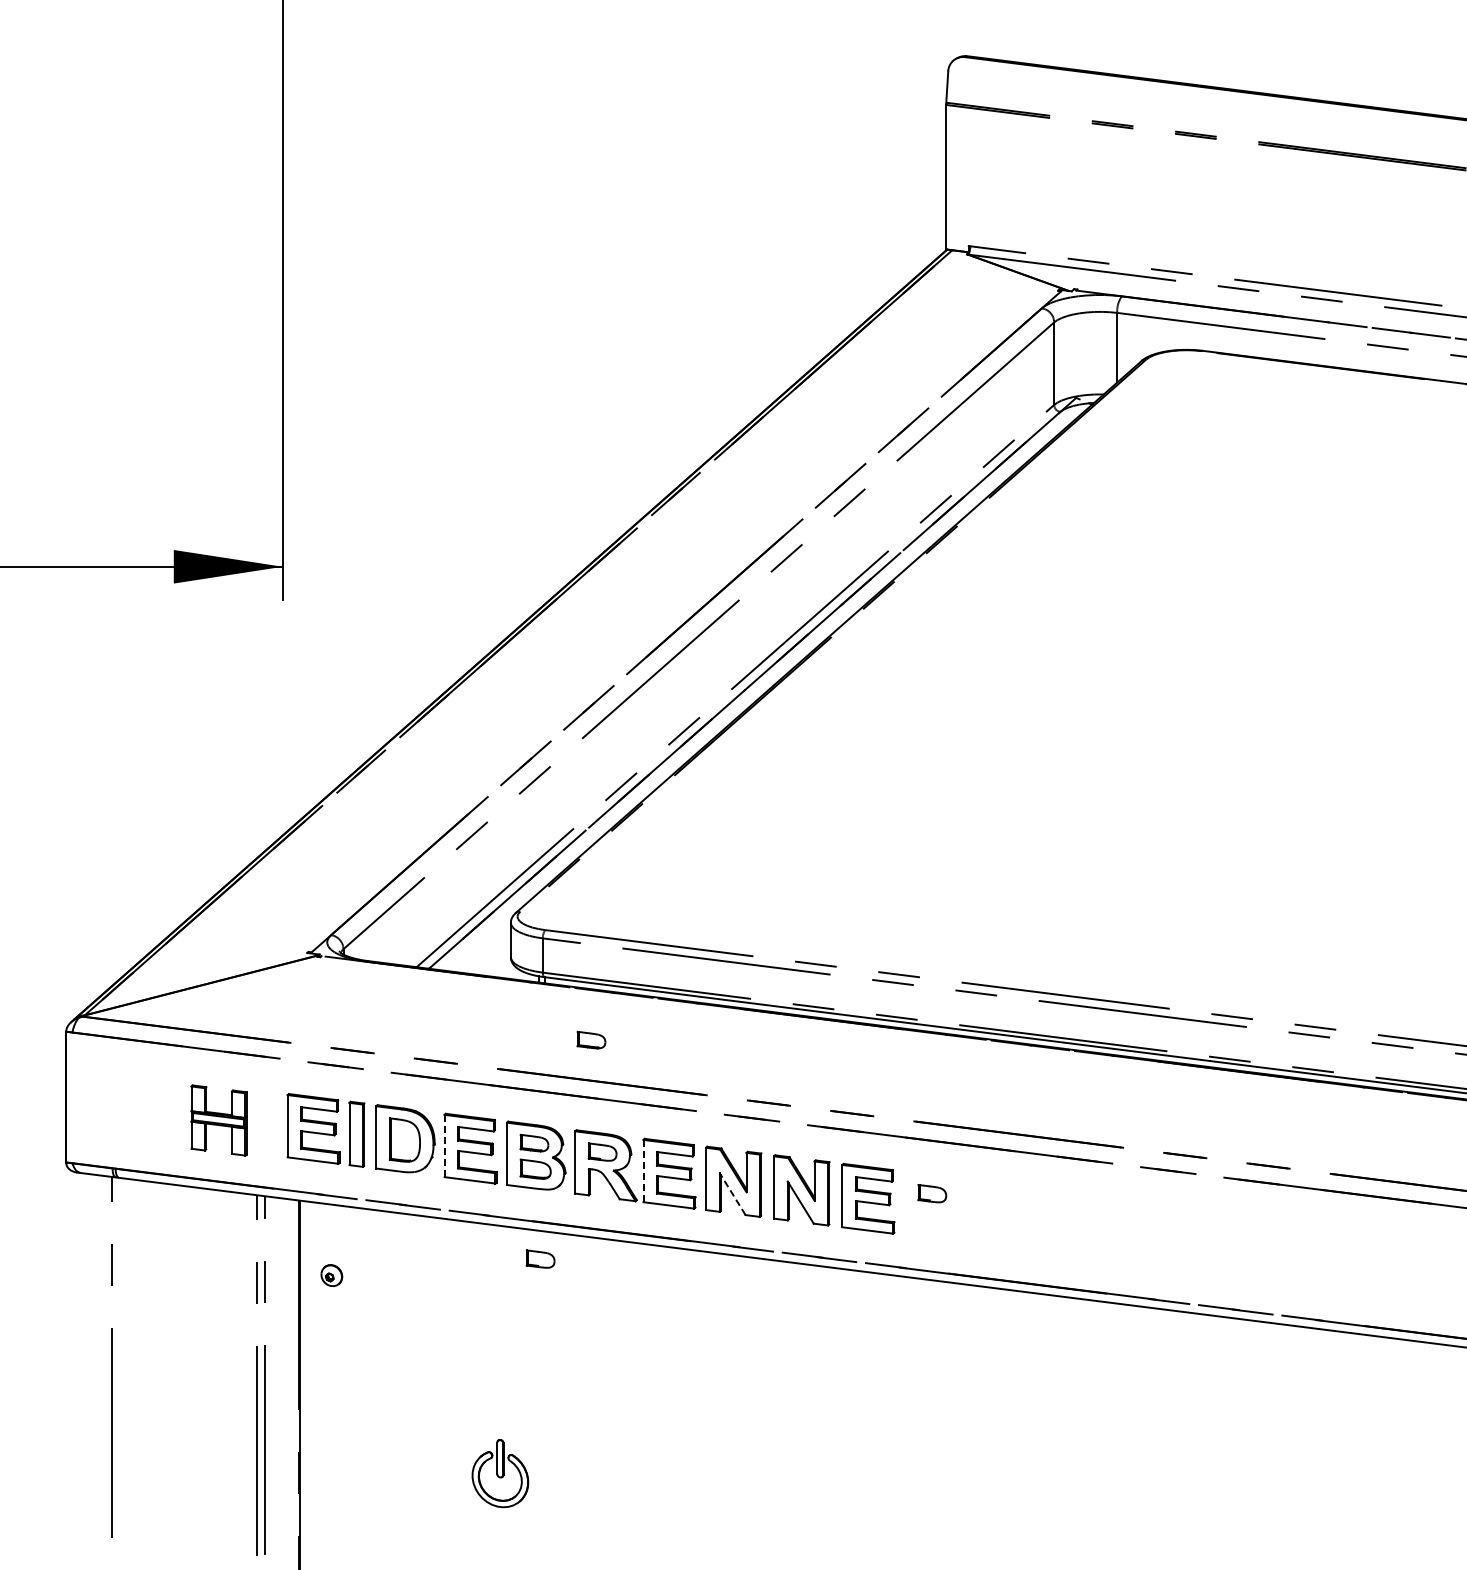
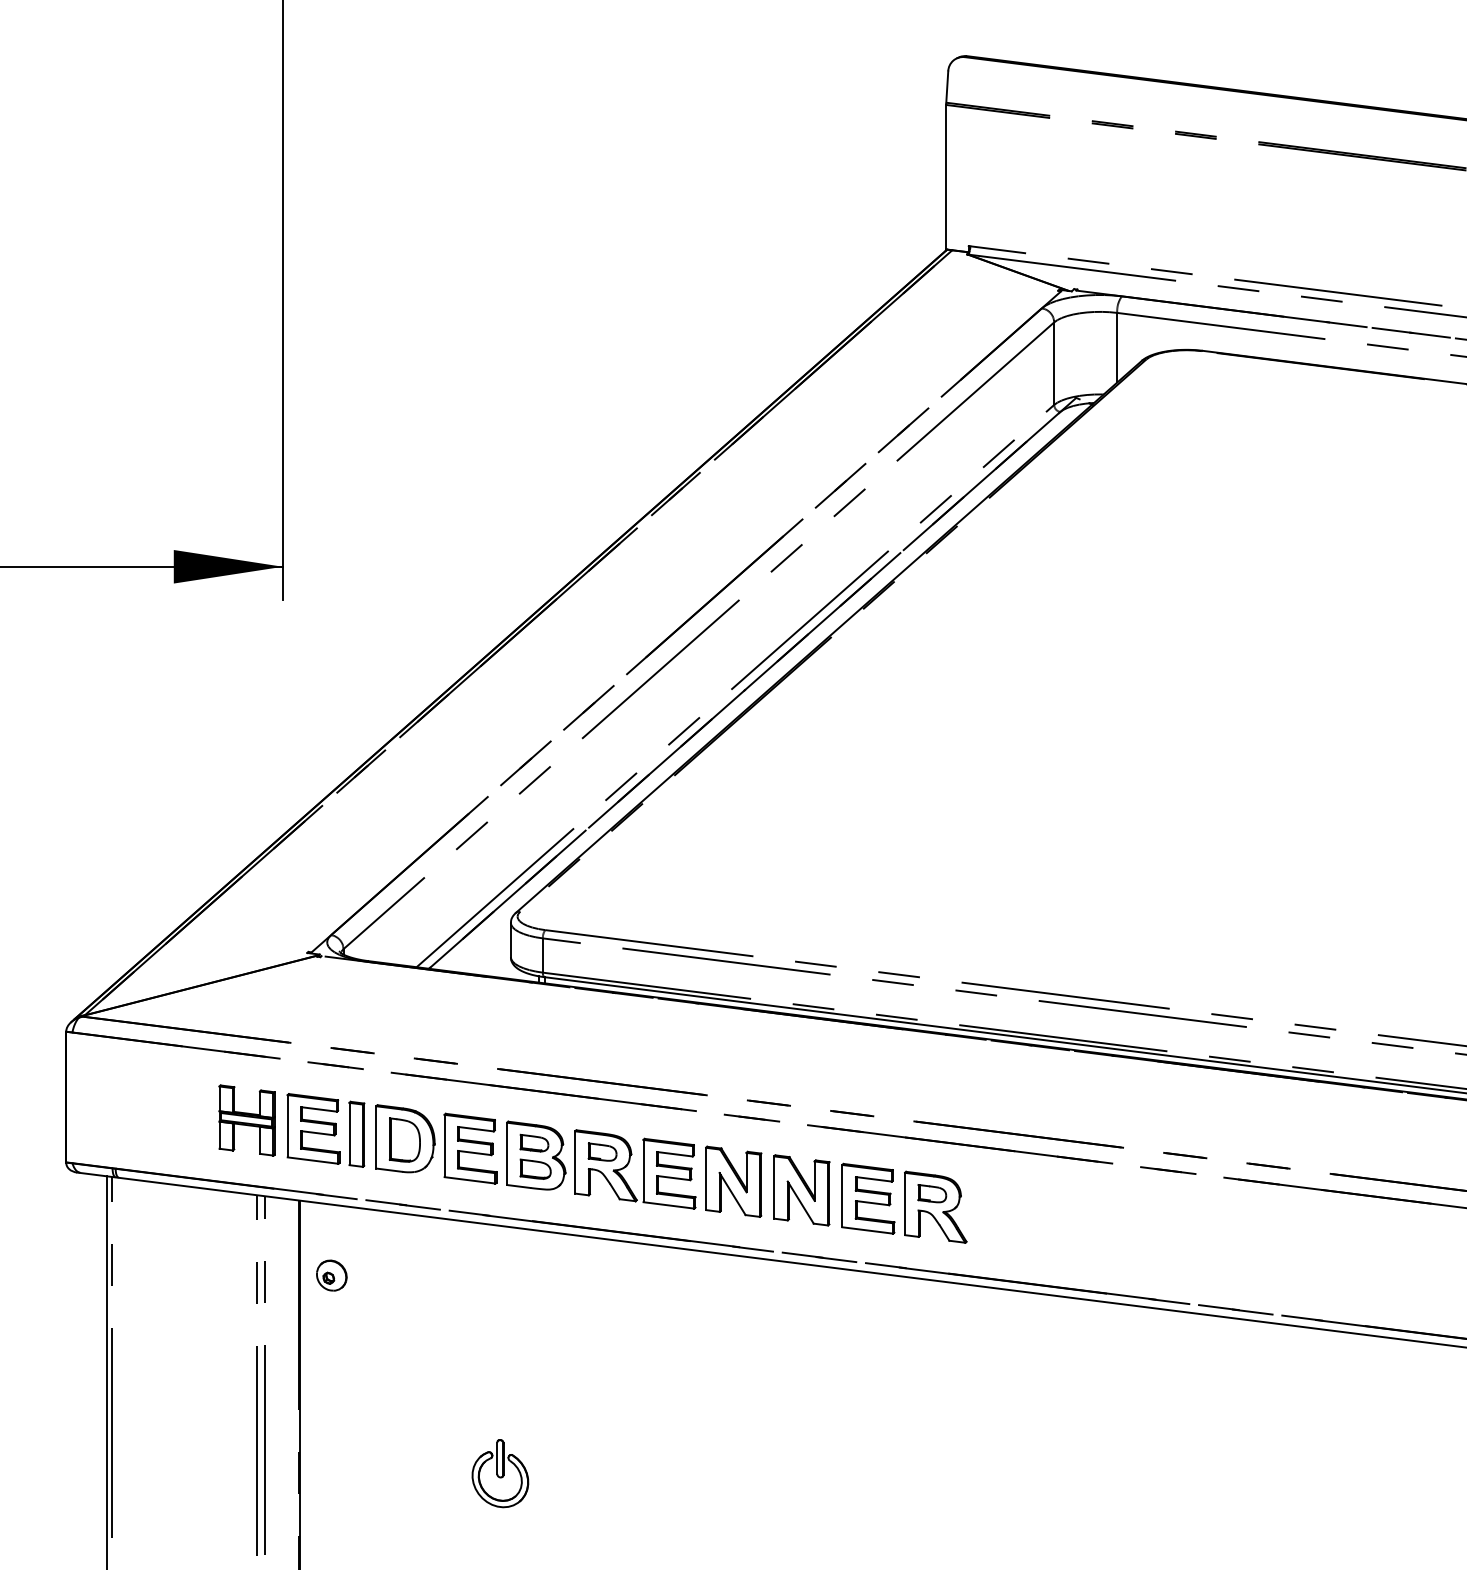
part: present -> none (591, 1039)
part position: (218, 1120) -> (246, 1120) (246, 1120)
line: dashed -> solid (444, 1145)
line: dashed -> solid (643, 1170)
line: dashed -> solid (732, 1194)
part: none -> present (935, 1206)
part: present -> none (540, 1258)
part size: 24x23 px -> 32x33 px (331, 1275)
line: none -> present (107, 1371)
